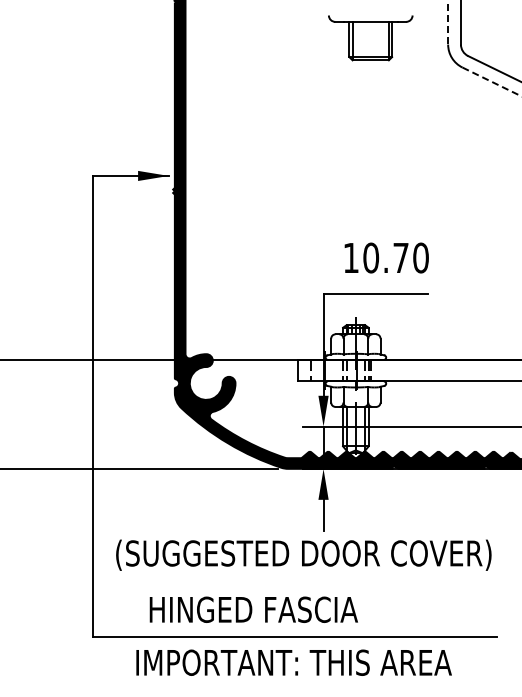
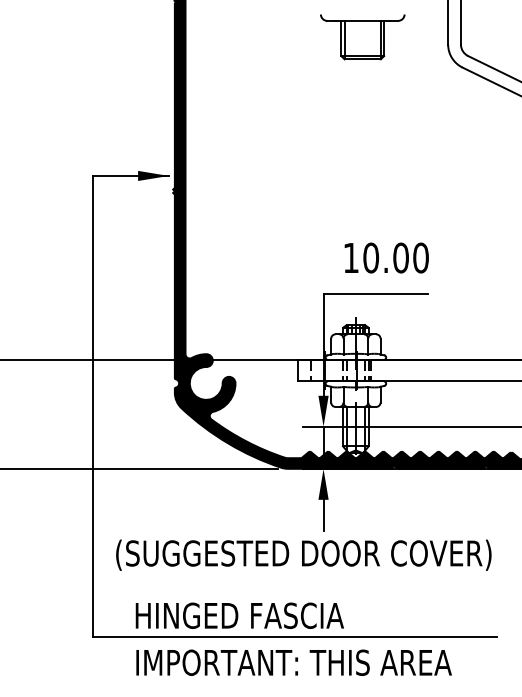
line: dashed -> solid (448, 22)
part position: (370, 38) -> (362, 37) (362, 37)
line: dashed -> solid (491, 81)
text: 10.70 -> 10.00 (400, 257)
text position: (253, 609) -> (239, 615) (239, 615)
